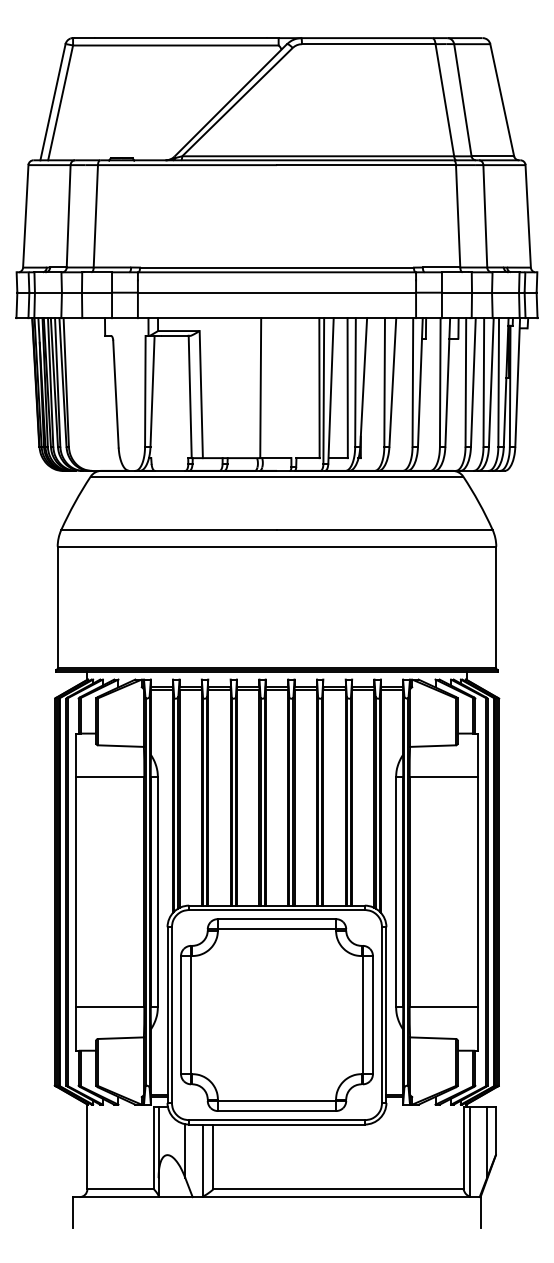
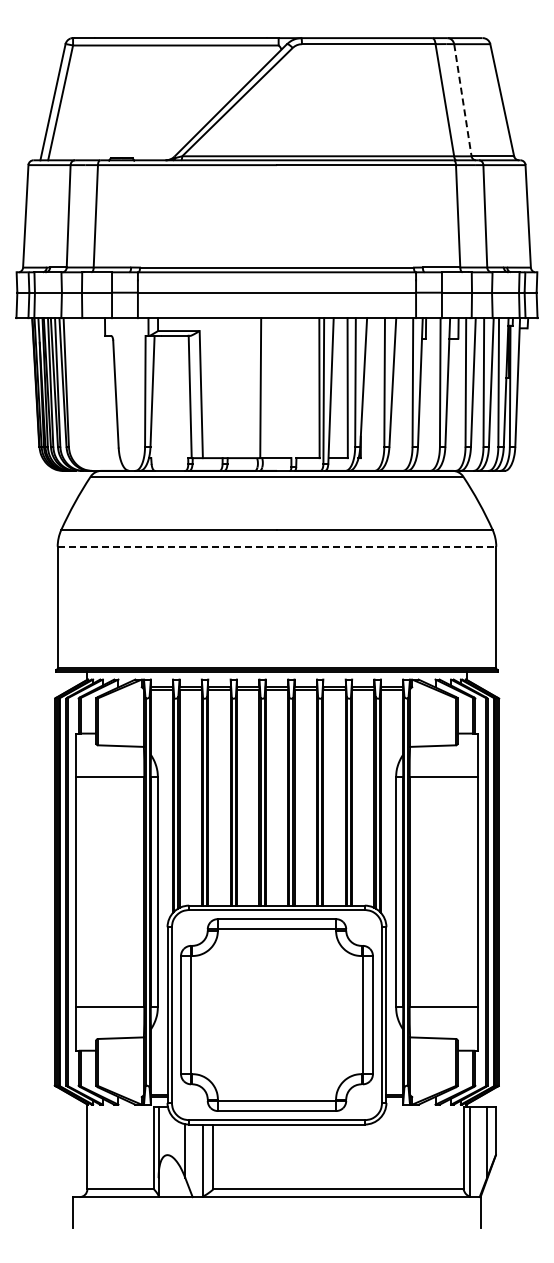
line: solid -> dashed (462, 100)
line: solid -> dashed (277, 546)
